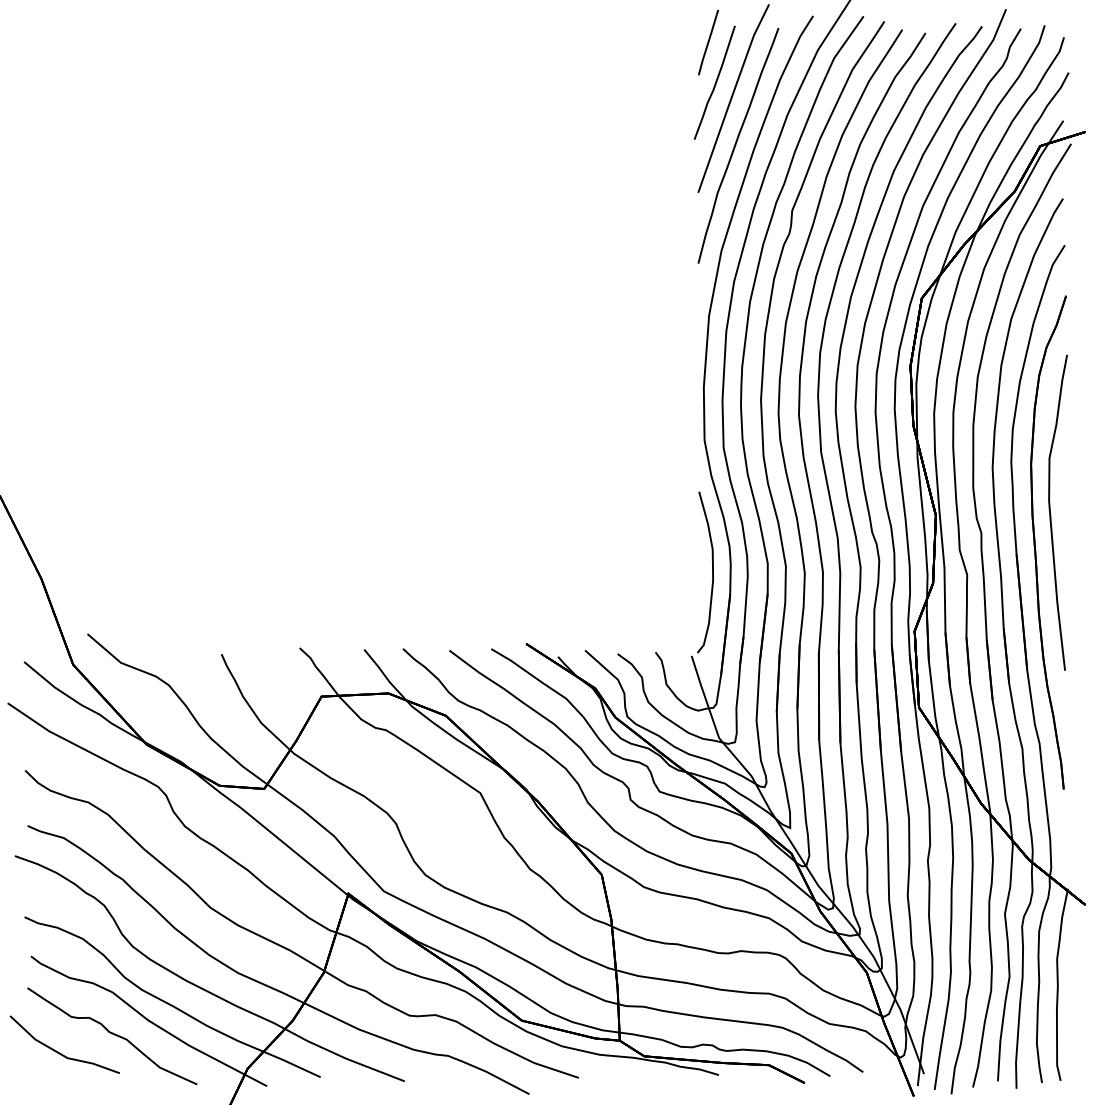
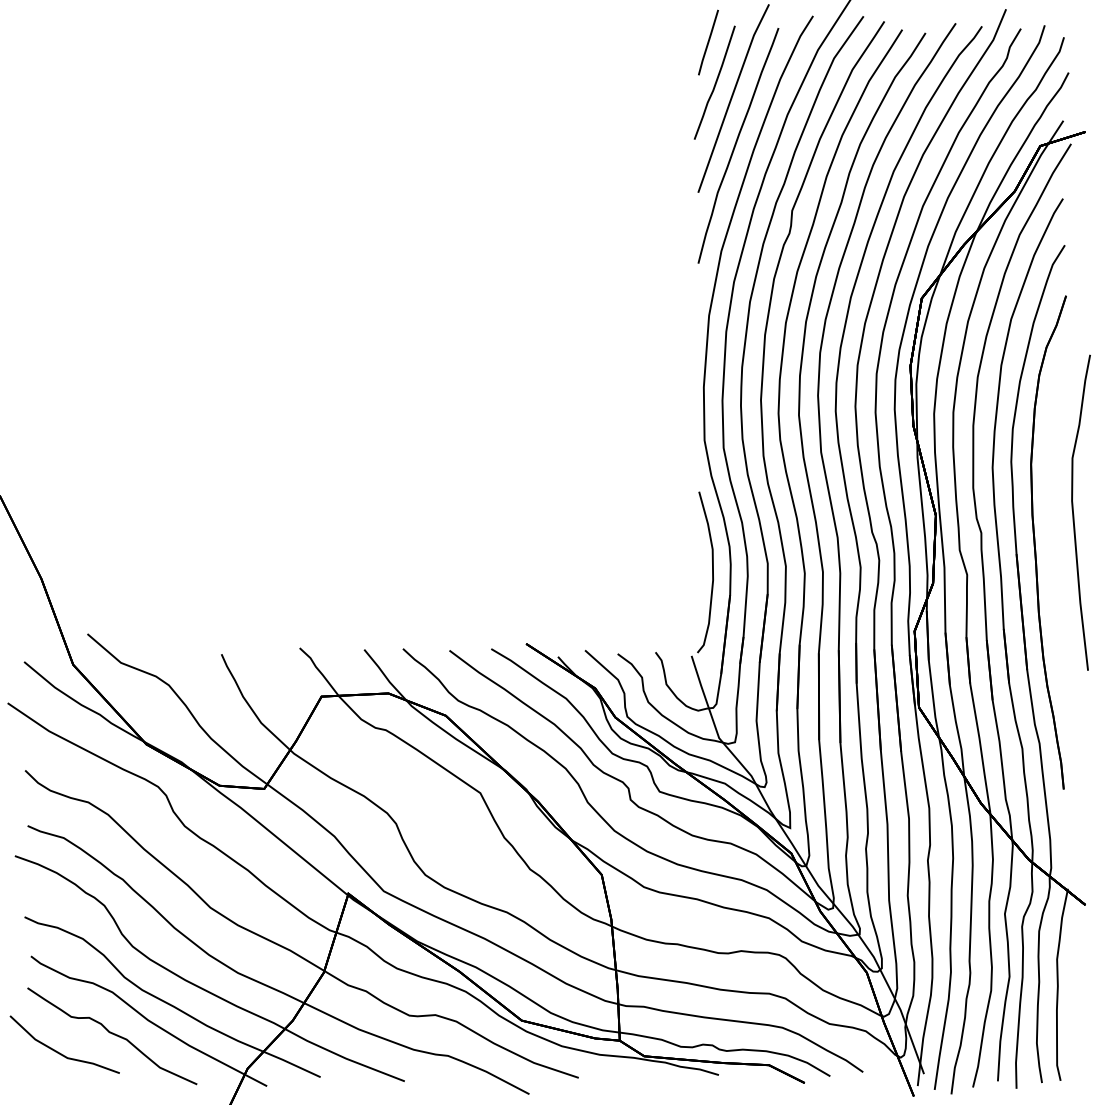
part position: (1051, 514) -> (1074, 514) (1074, 514)
